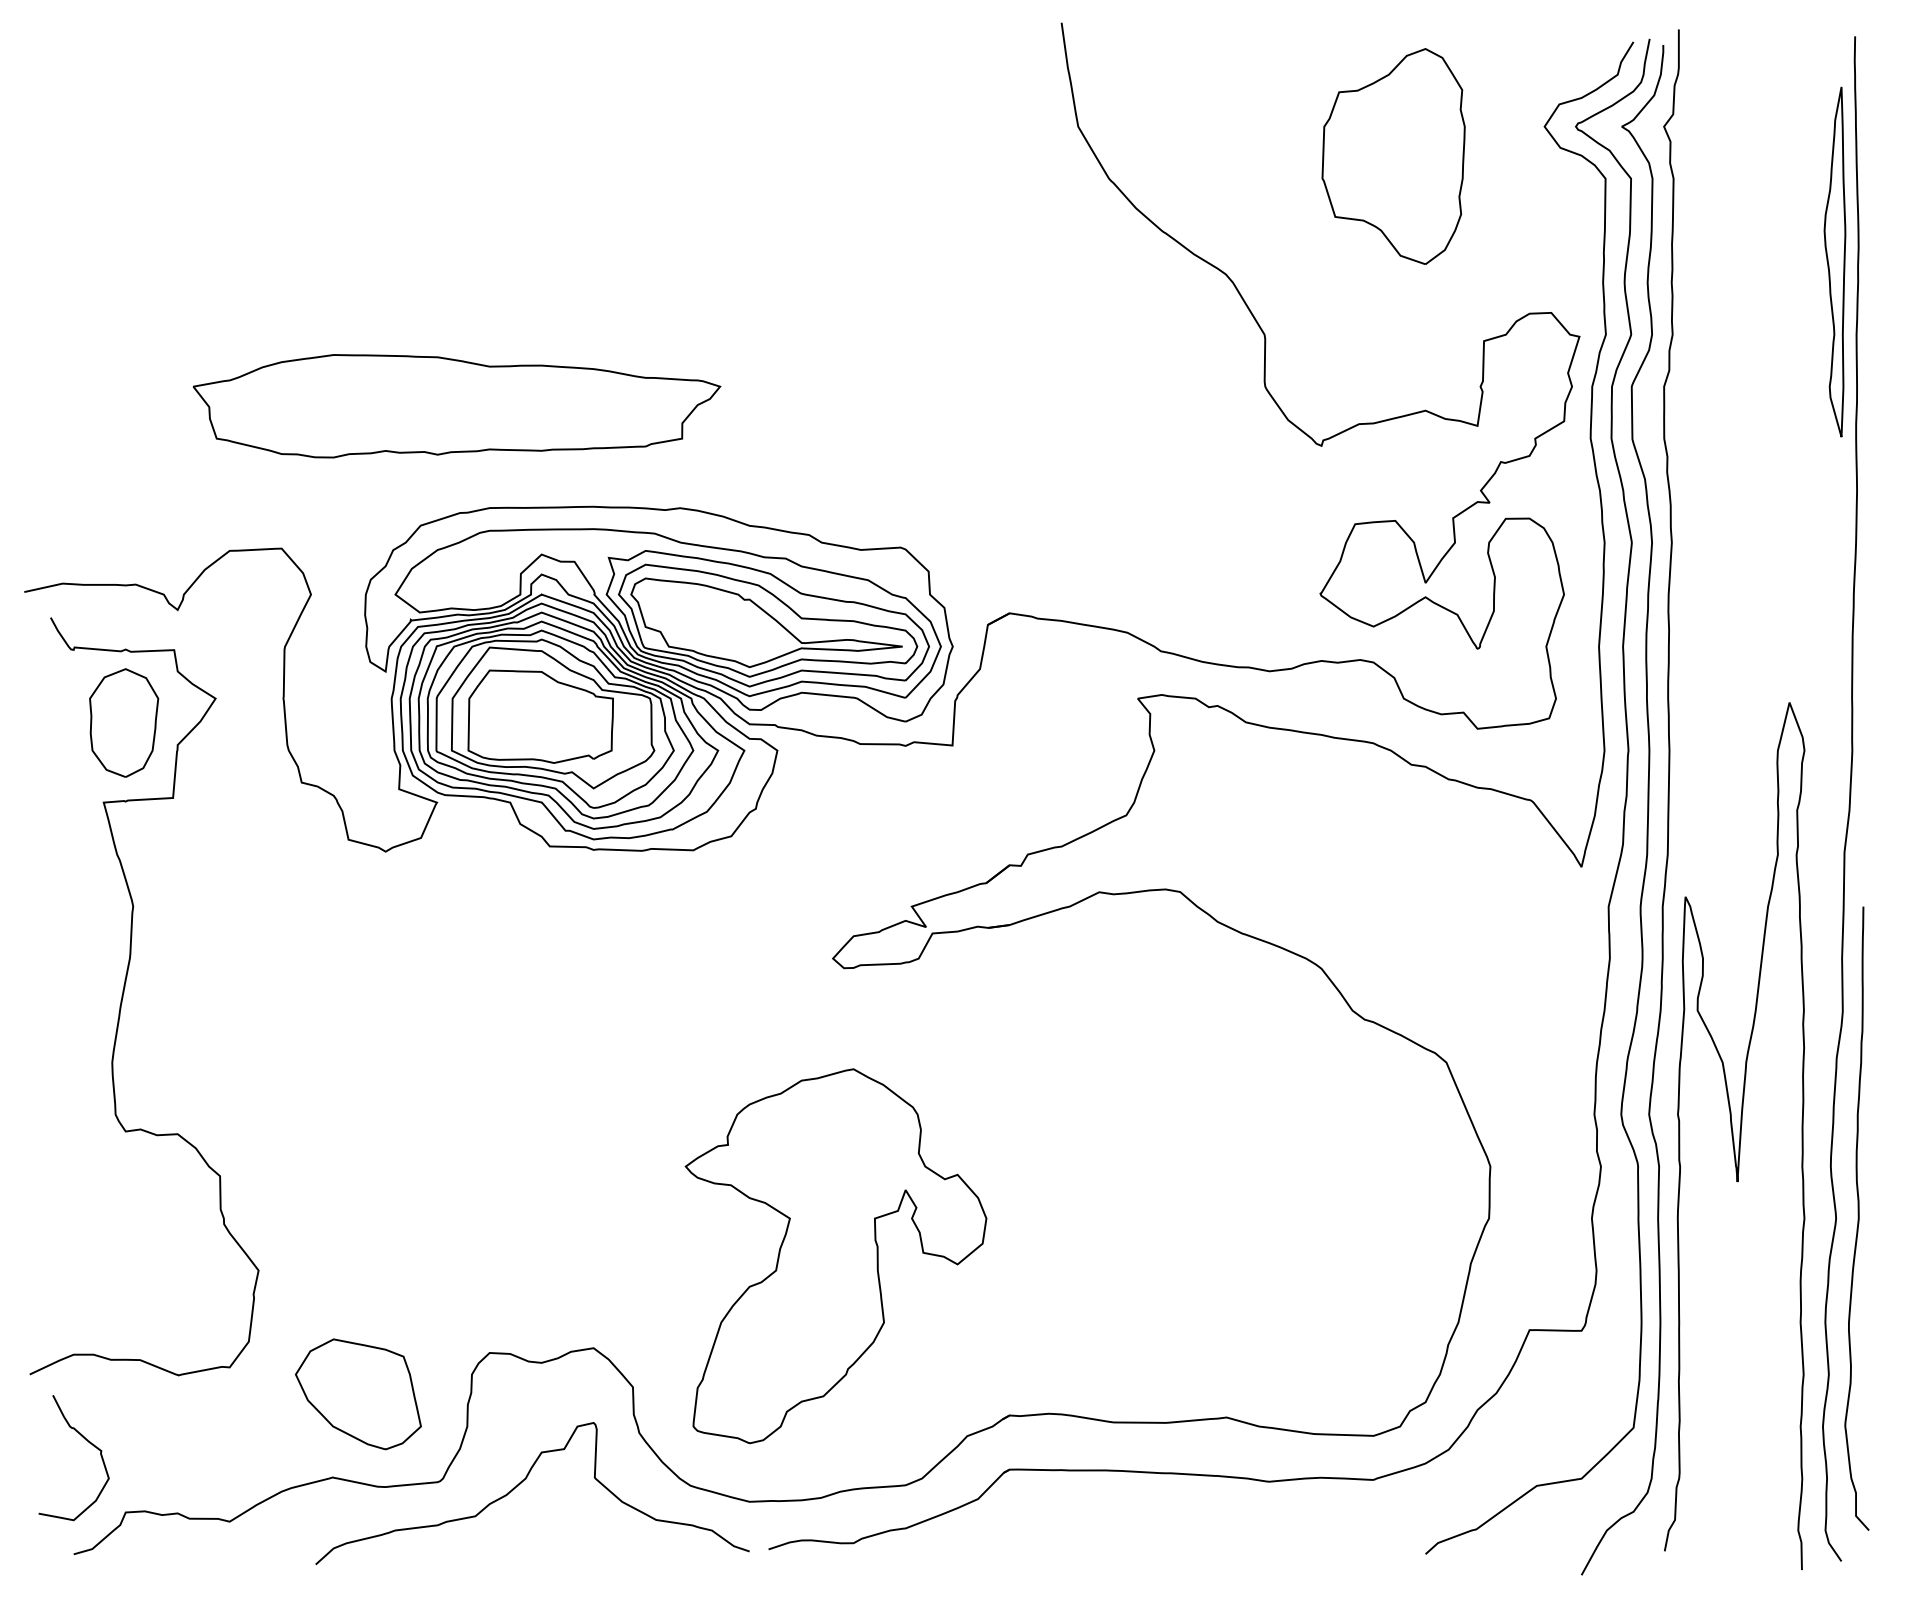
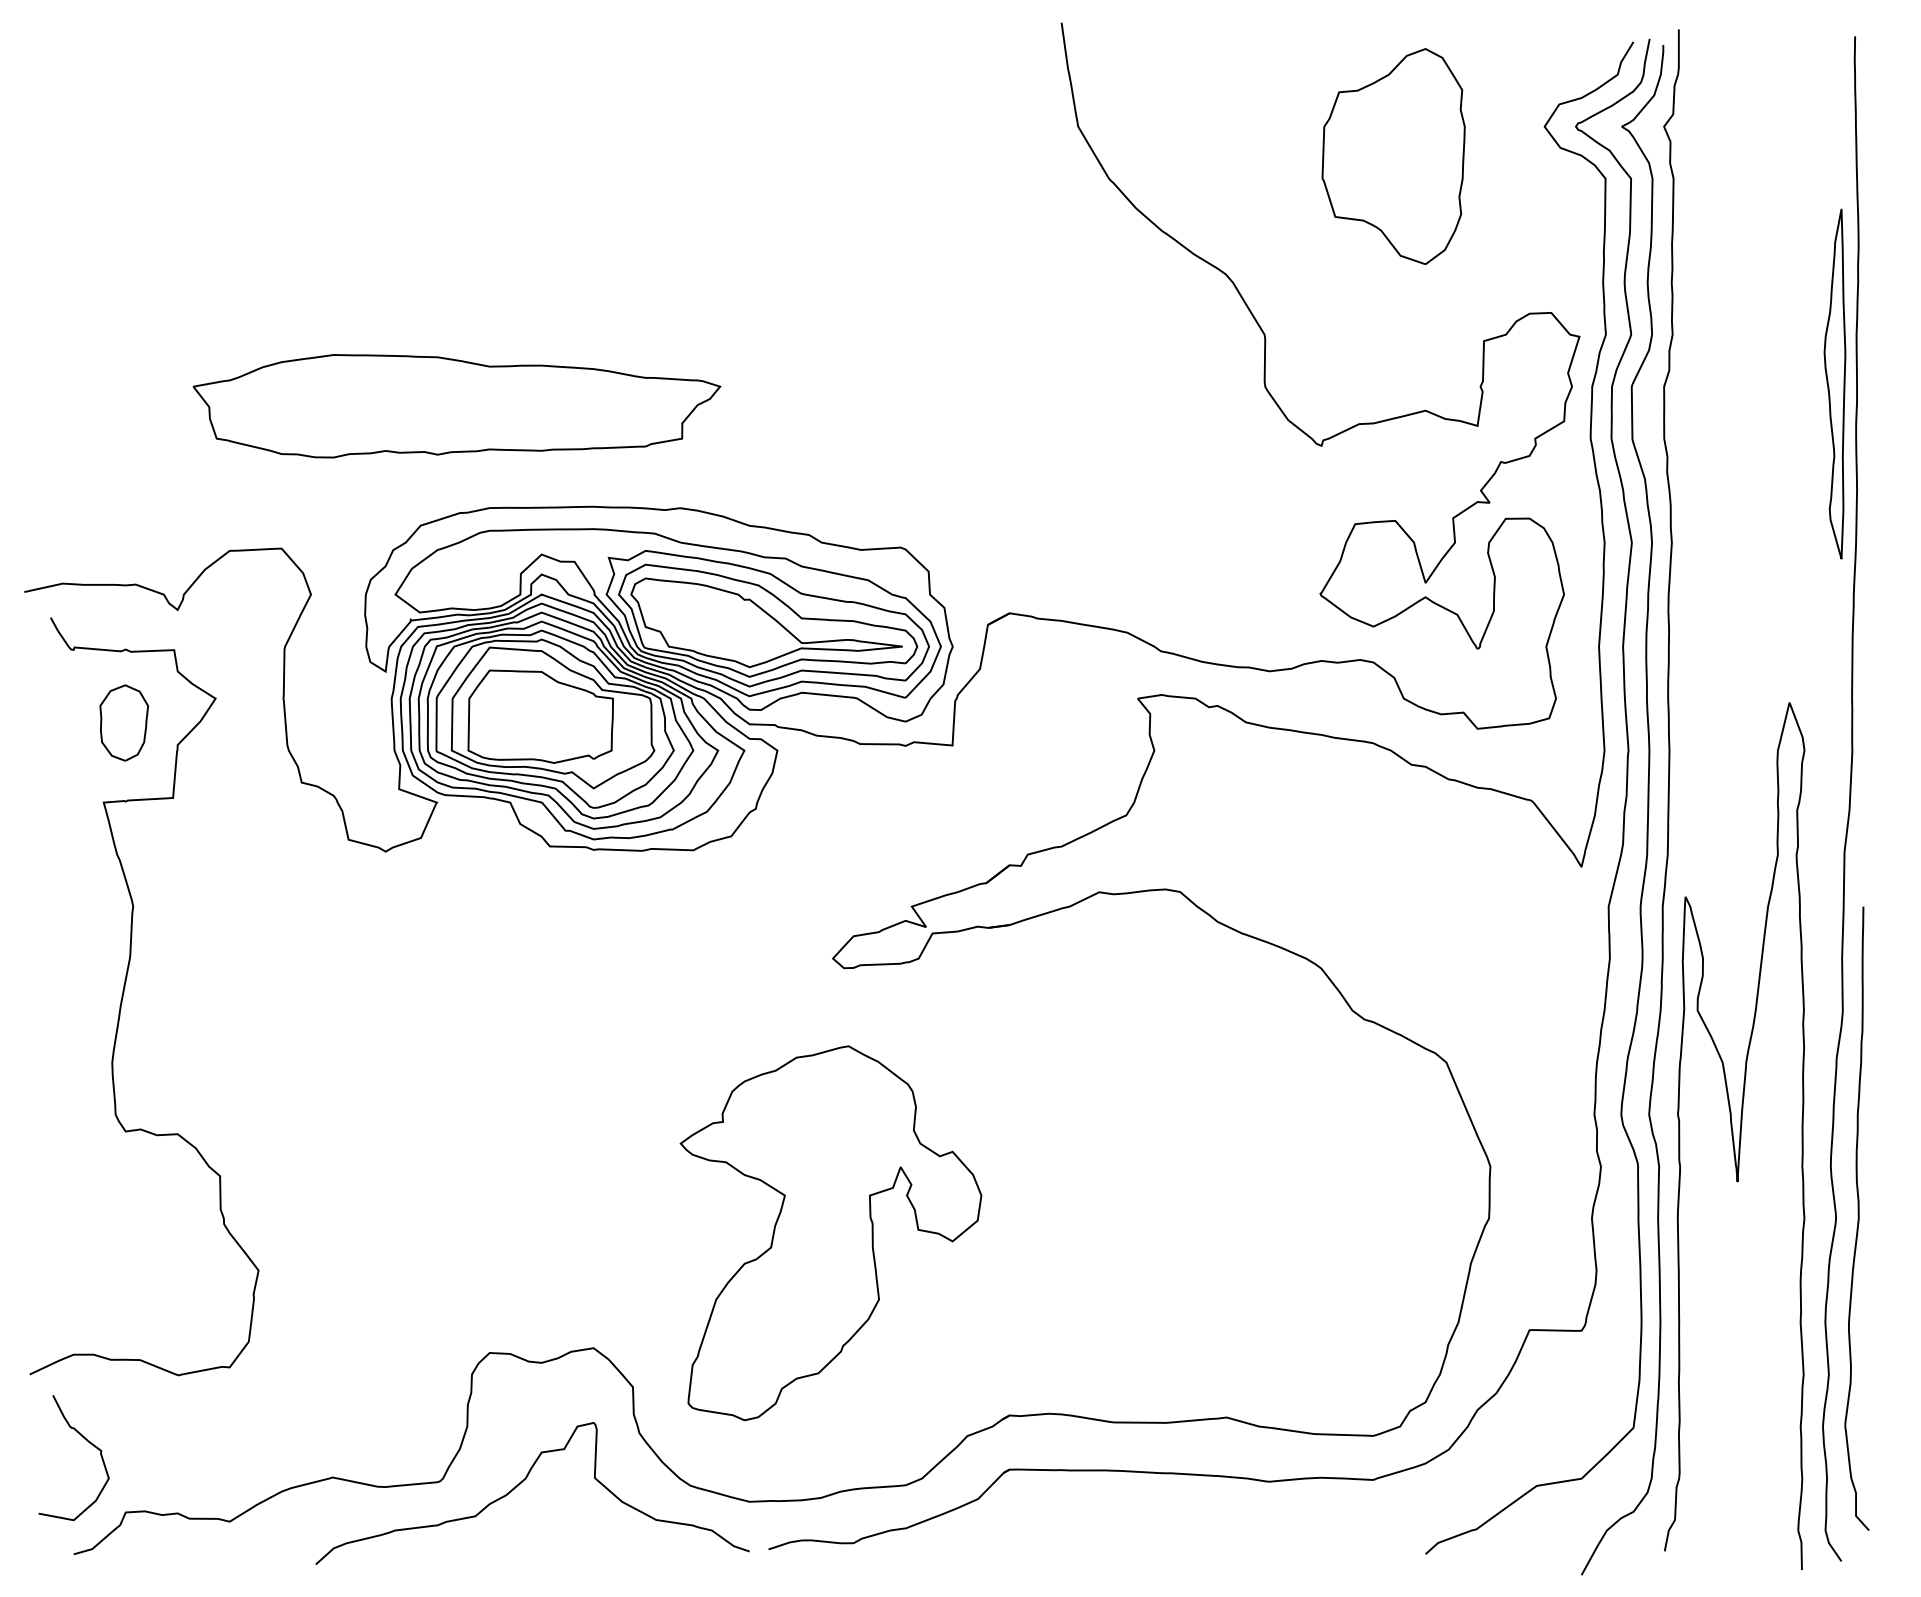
part position: (1834, 261) -> (1834, 383) (1834, 383)
part size: 71x110 px -> 50x78 px (123, 722)
part position: (835, 1256) -> (830, 1233) (830, 1233)
part: present -> none (358, 1394)
